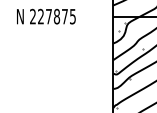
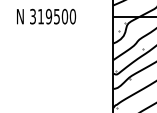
text: 227875 -> 319500 (53, 16)
